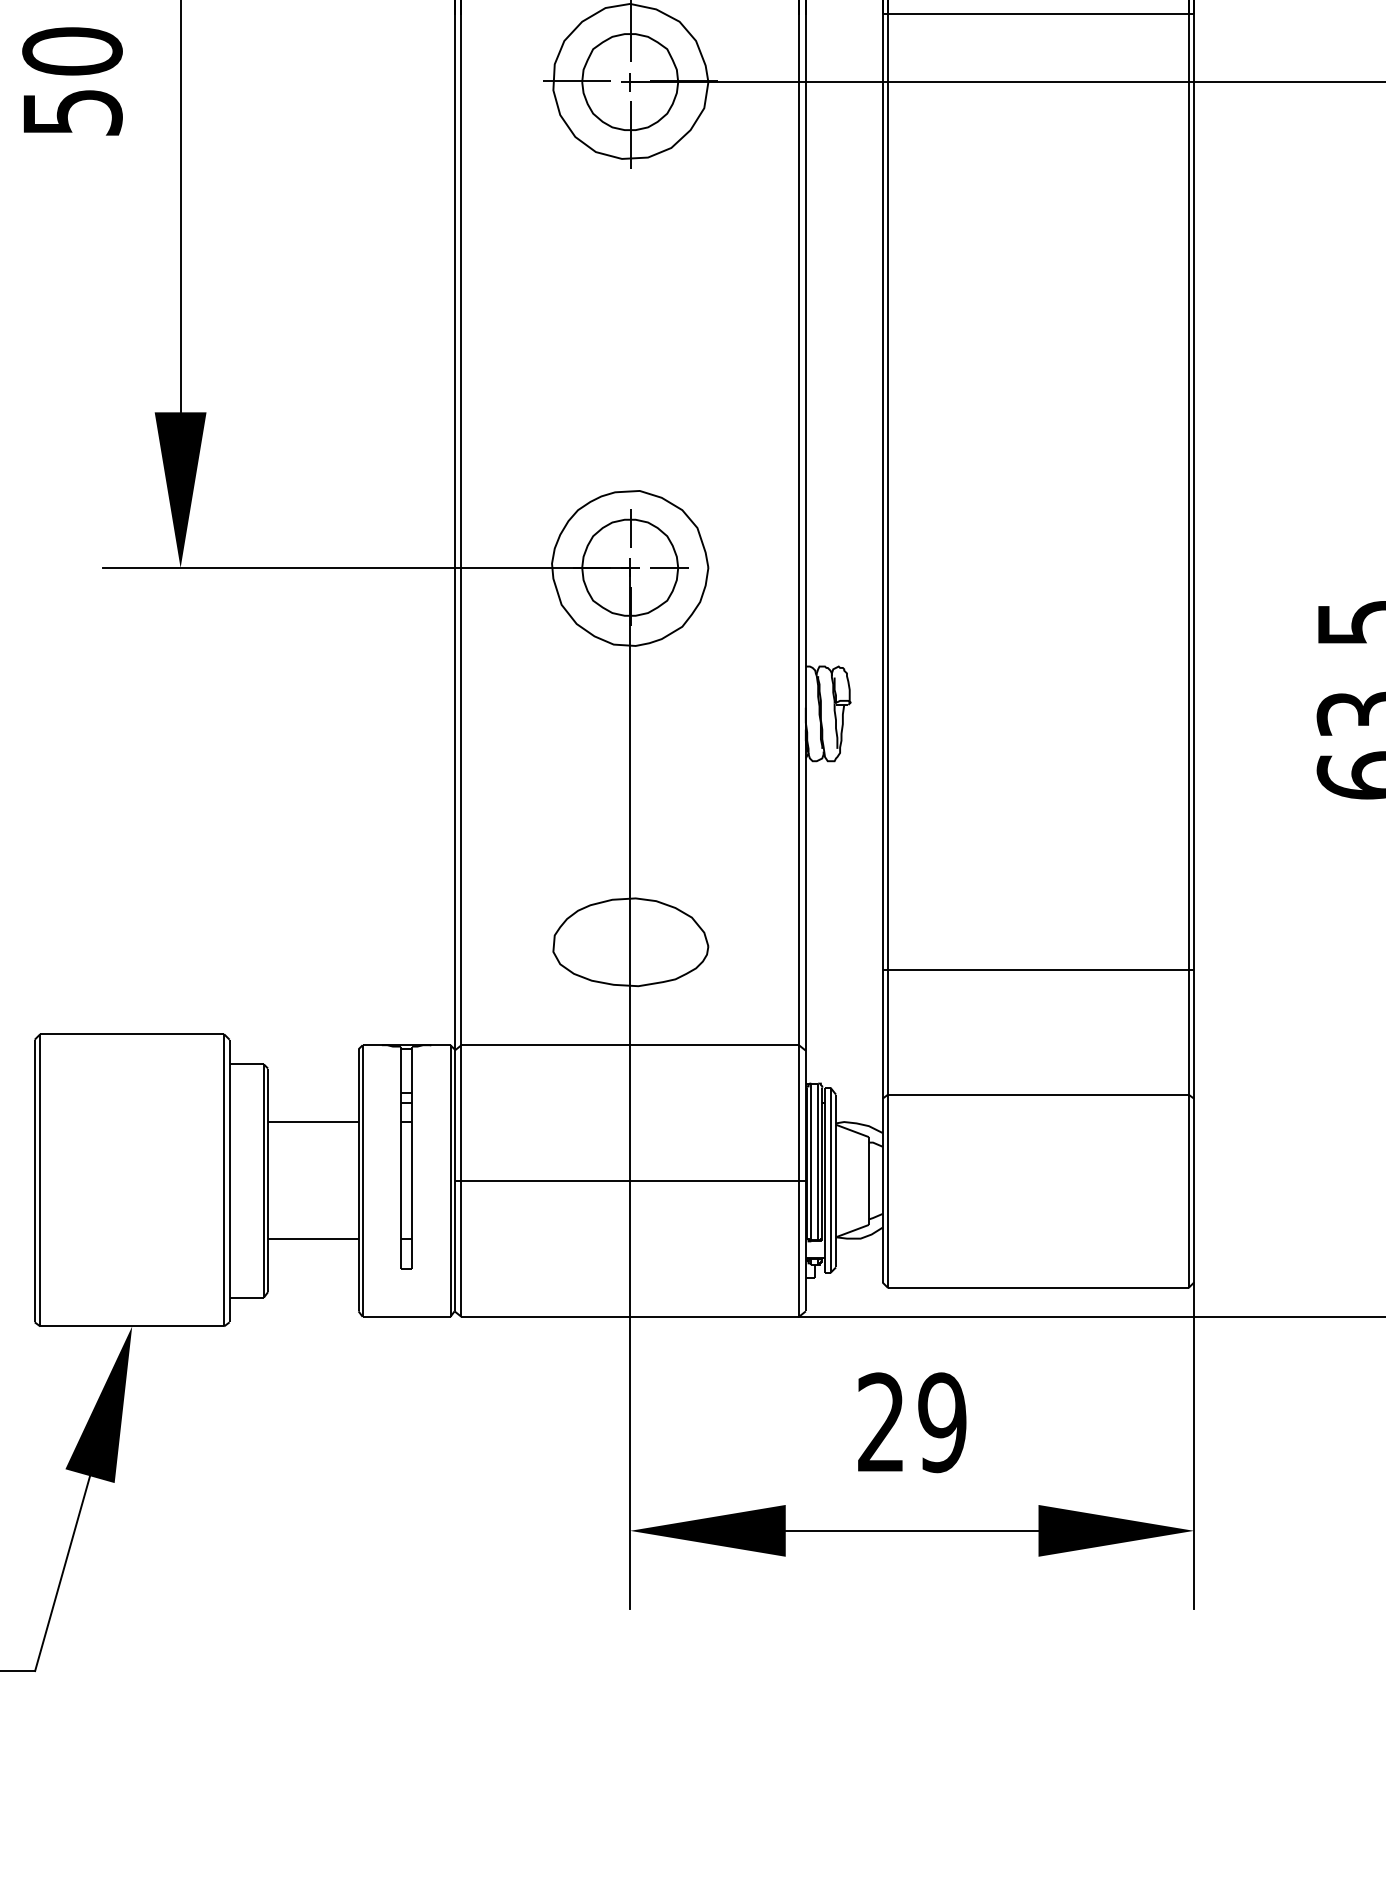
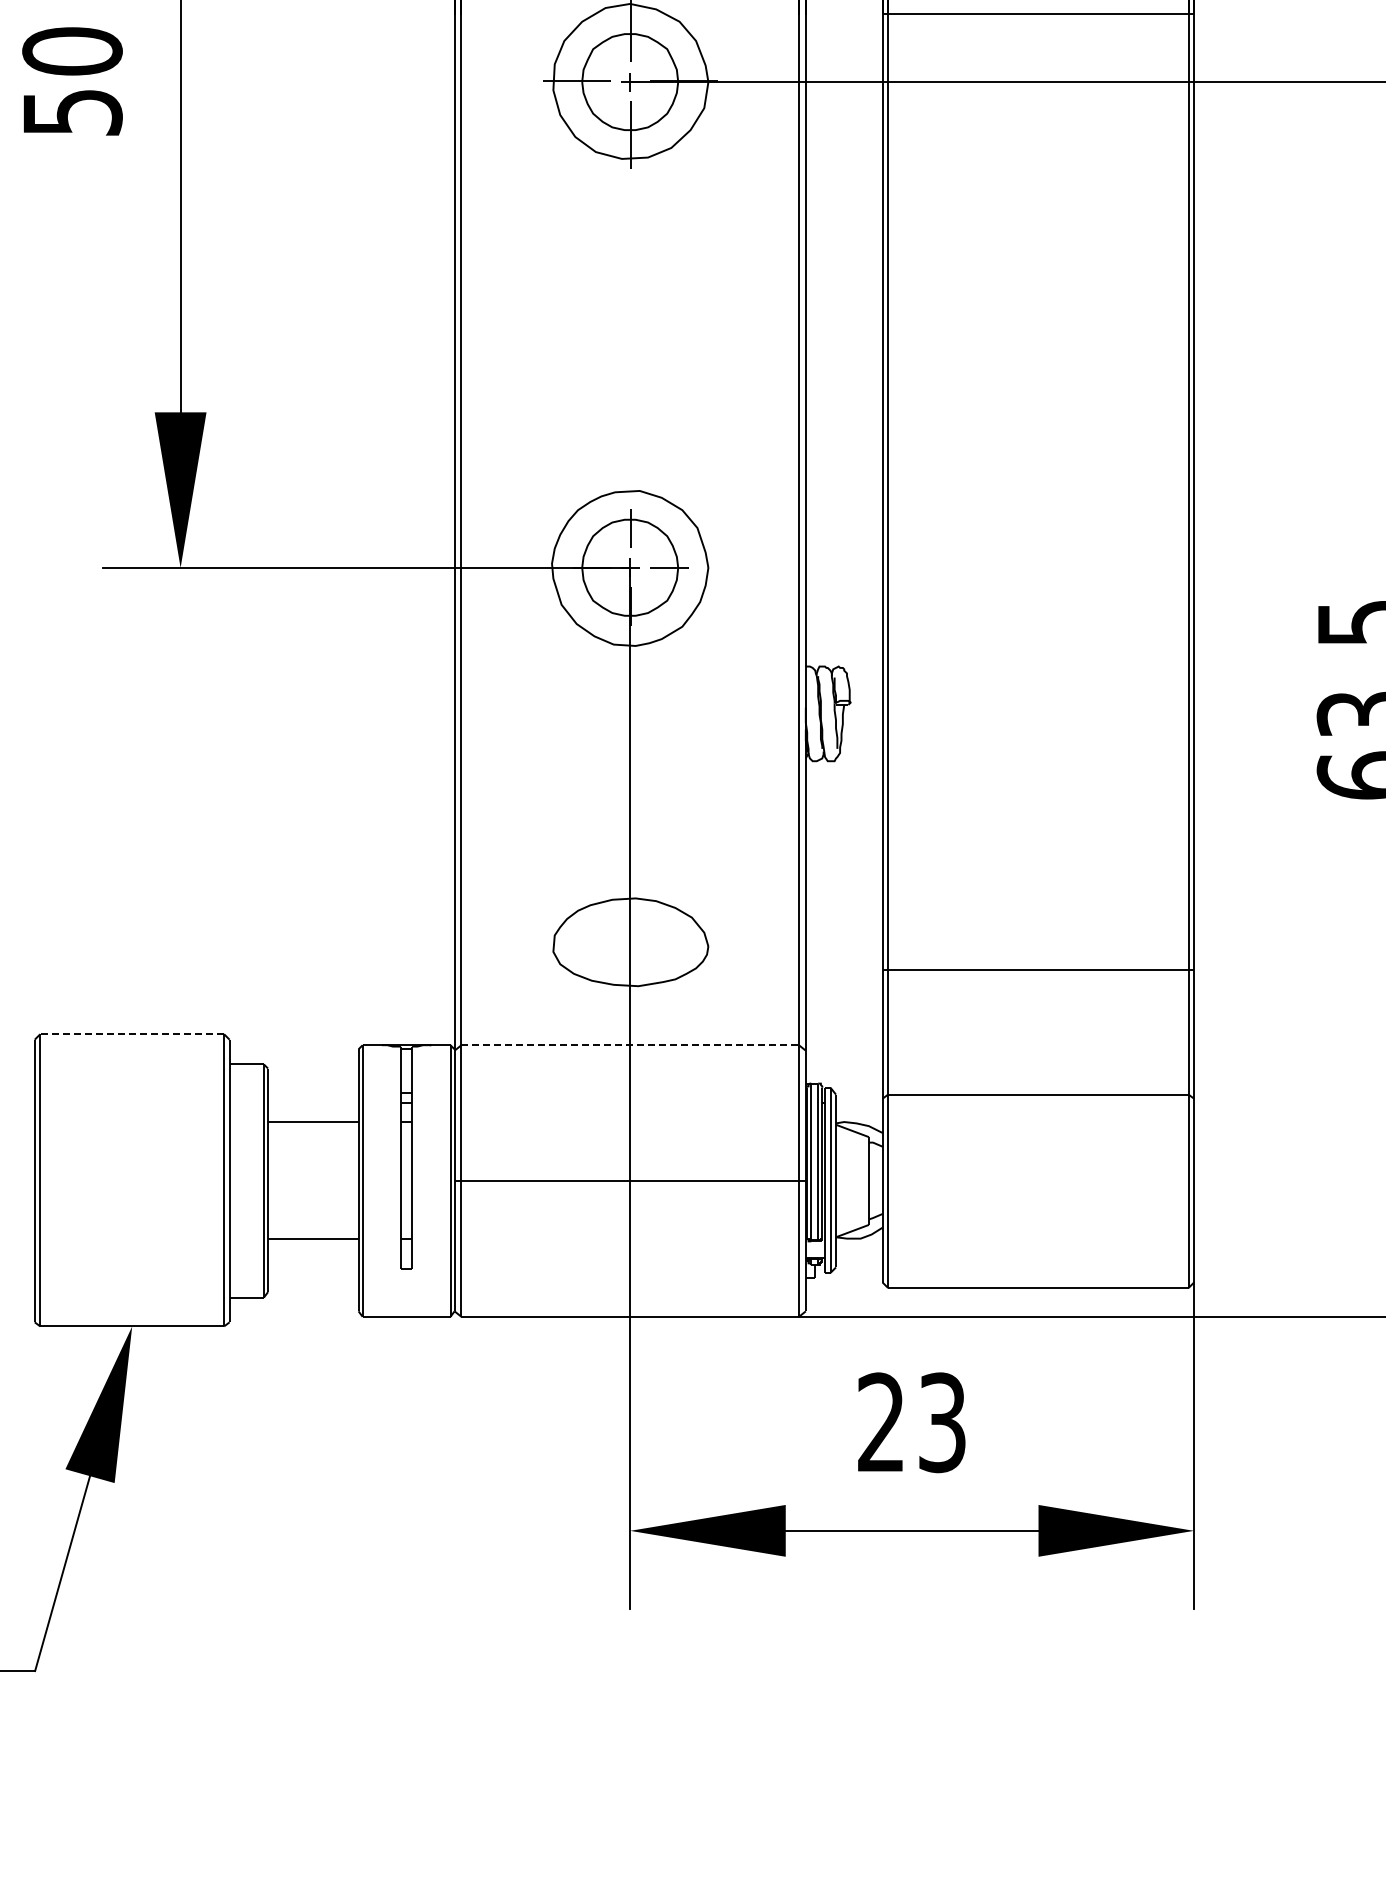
line: solid -> dashed (132, 1034)
line: solid -> dashed (630, 1045)
text: 29 -> 23 (942, 1422)
